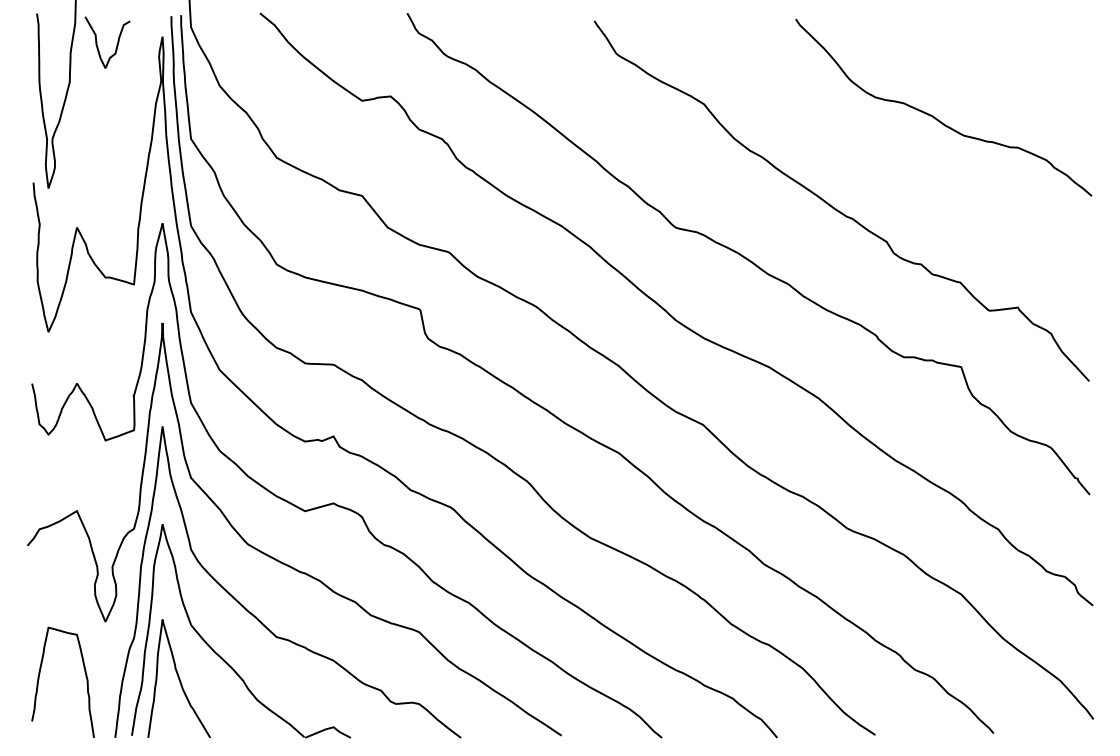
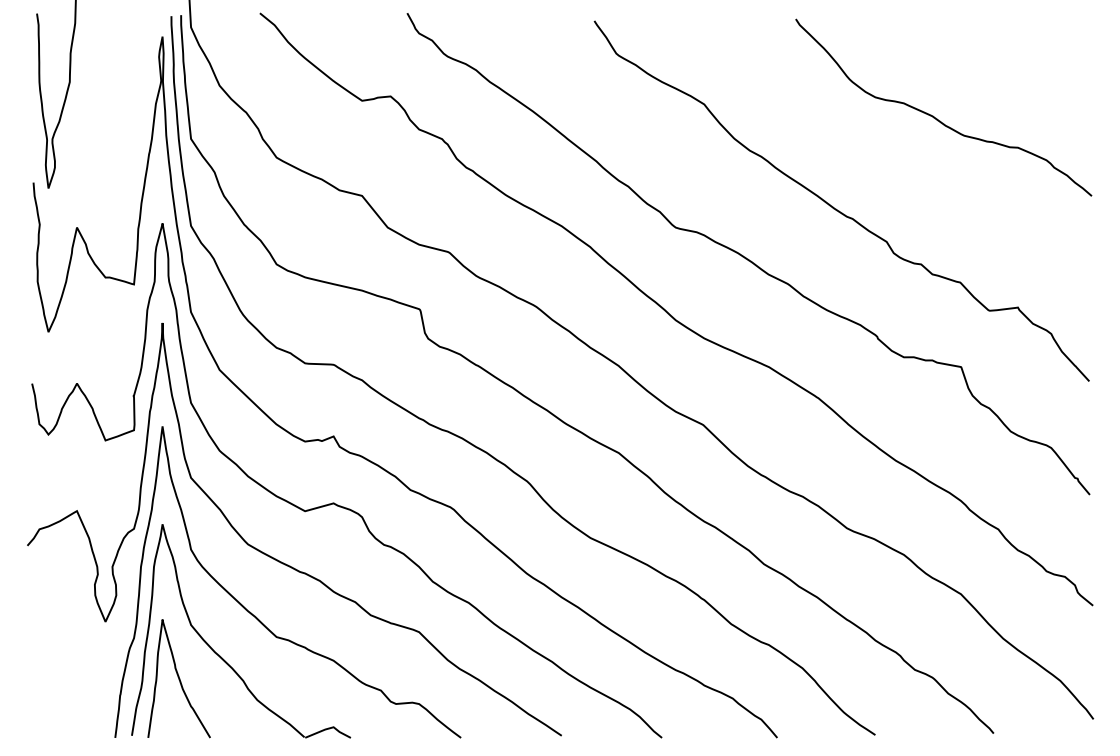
curve: present -> none (116, 44)
curve: present -> none (40, 674)
